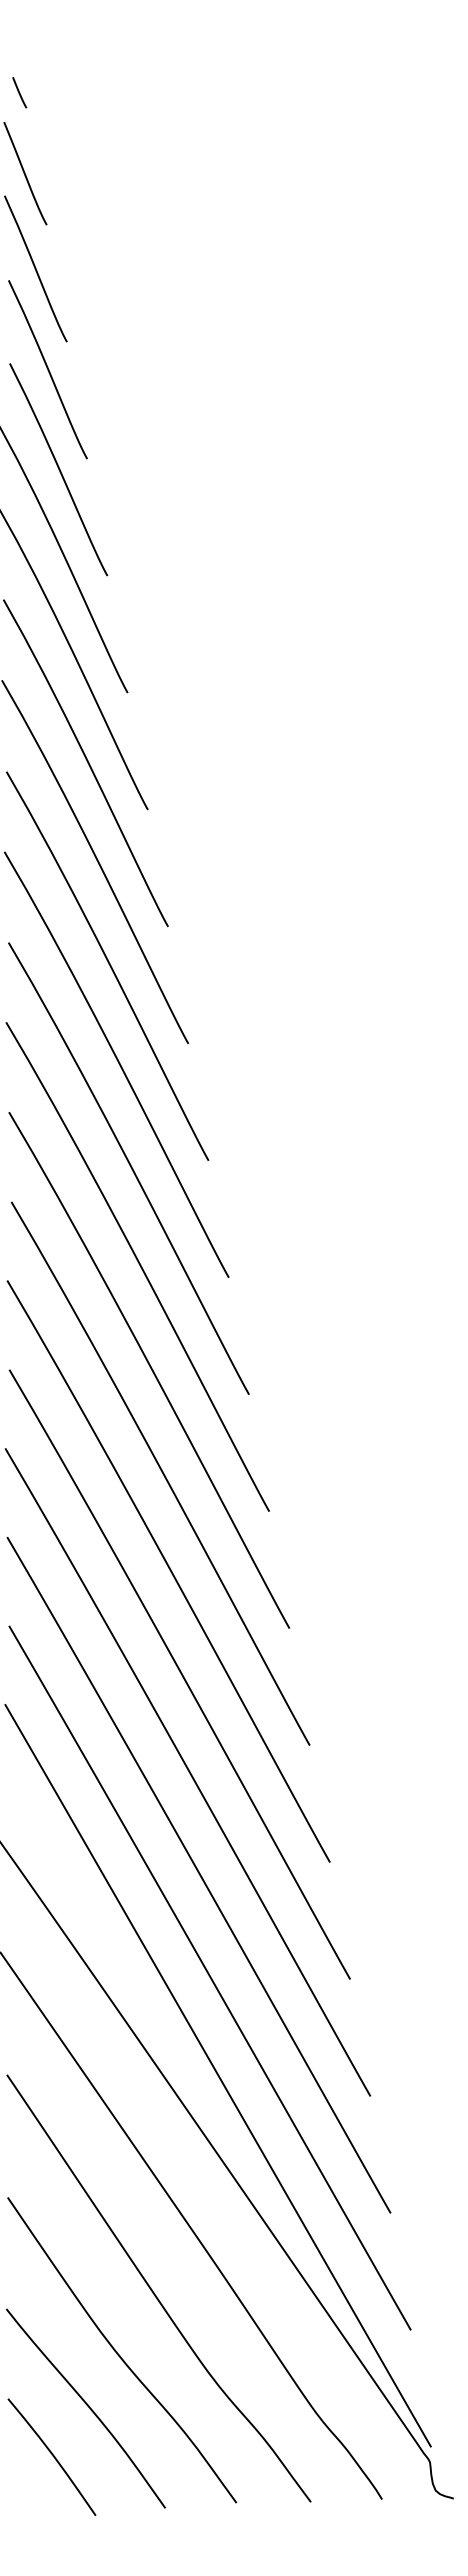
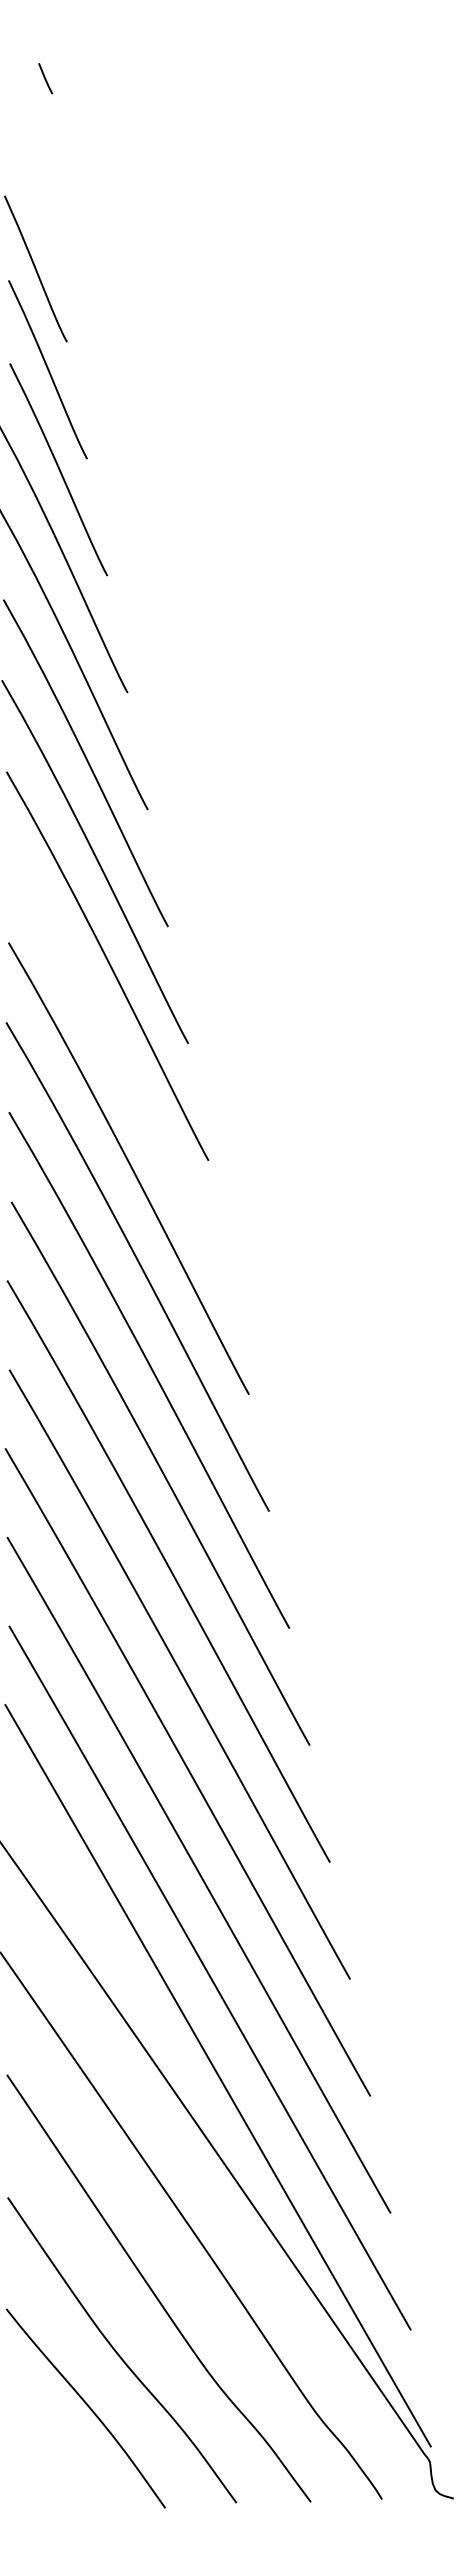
line position: (19, 92) -> (45, 78) (45, 78)
curve: present -> none (25, 173)
curve: present -> none (117, 1062)
curve: present -> none (52, 2456)
